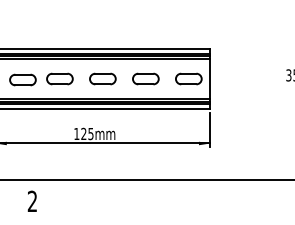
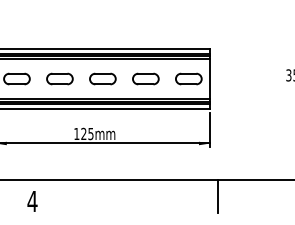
part position: (22, 79) -> (16, 78) (16, 78)
line: none -> present (218, 195)
text: 2 -> 4 (32, 200)
